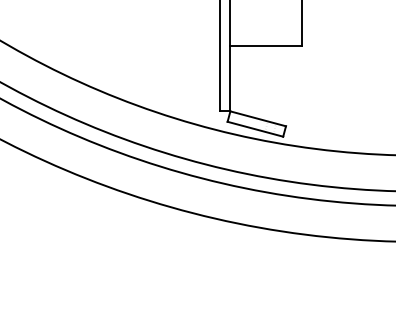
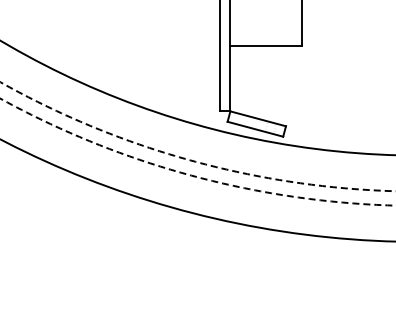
circle: solid -> dashed (197, 136)
circle: solid -> dashed (197, 151)
